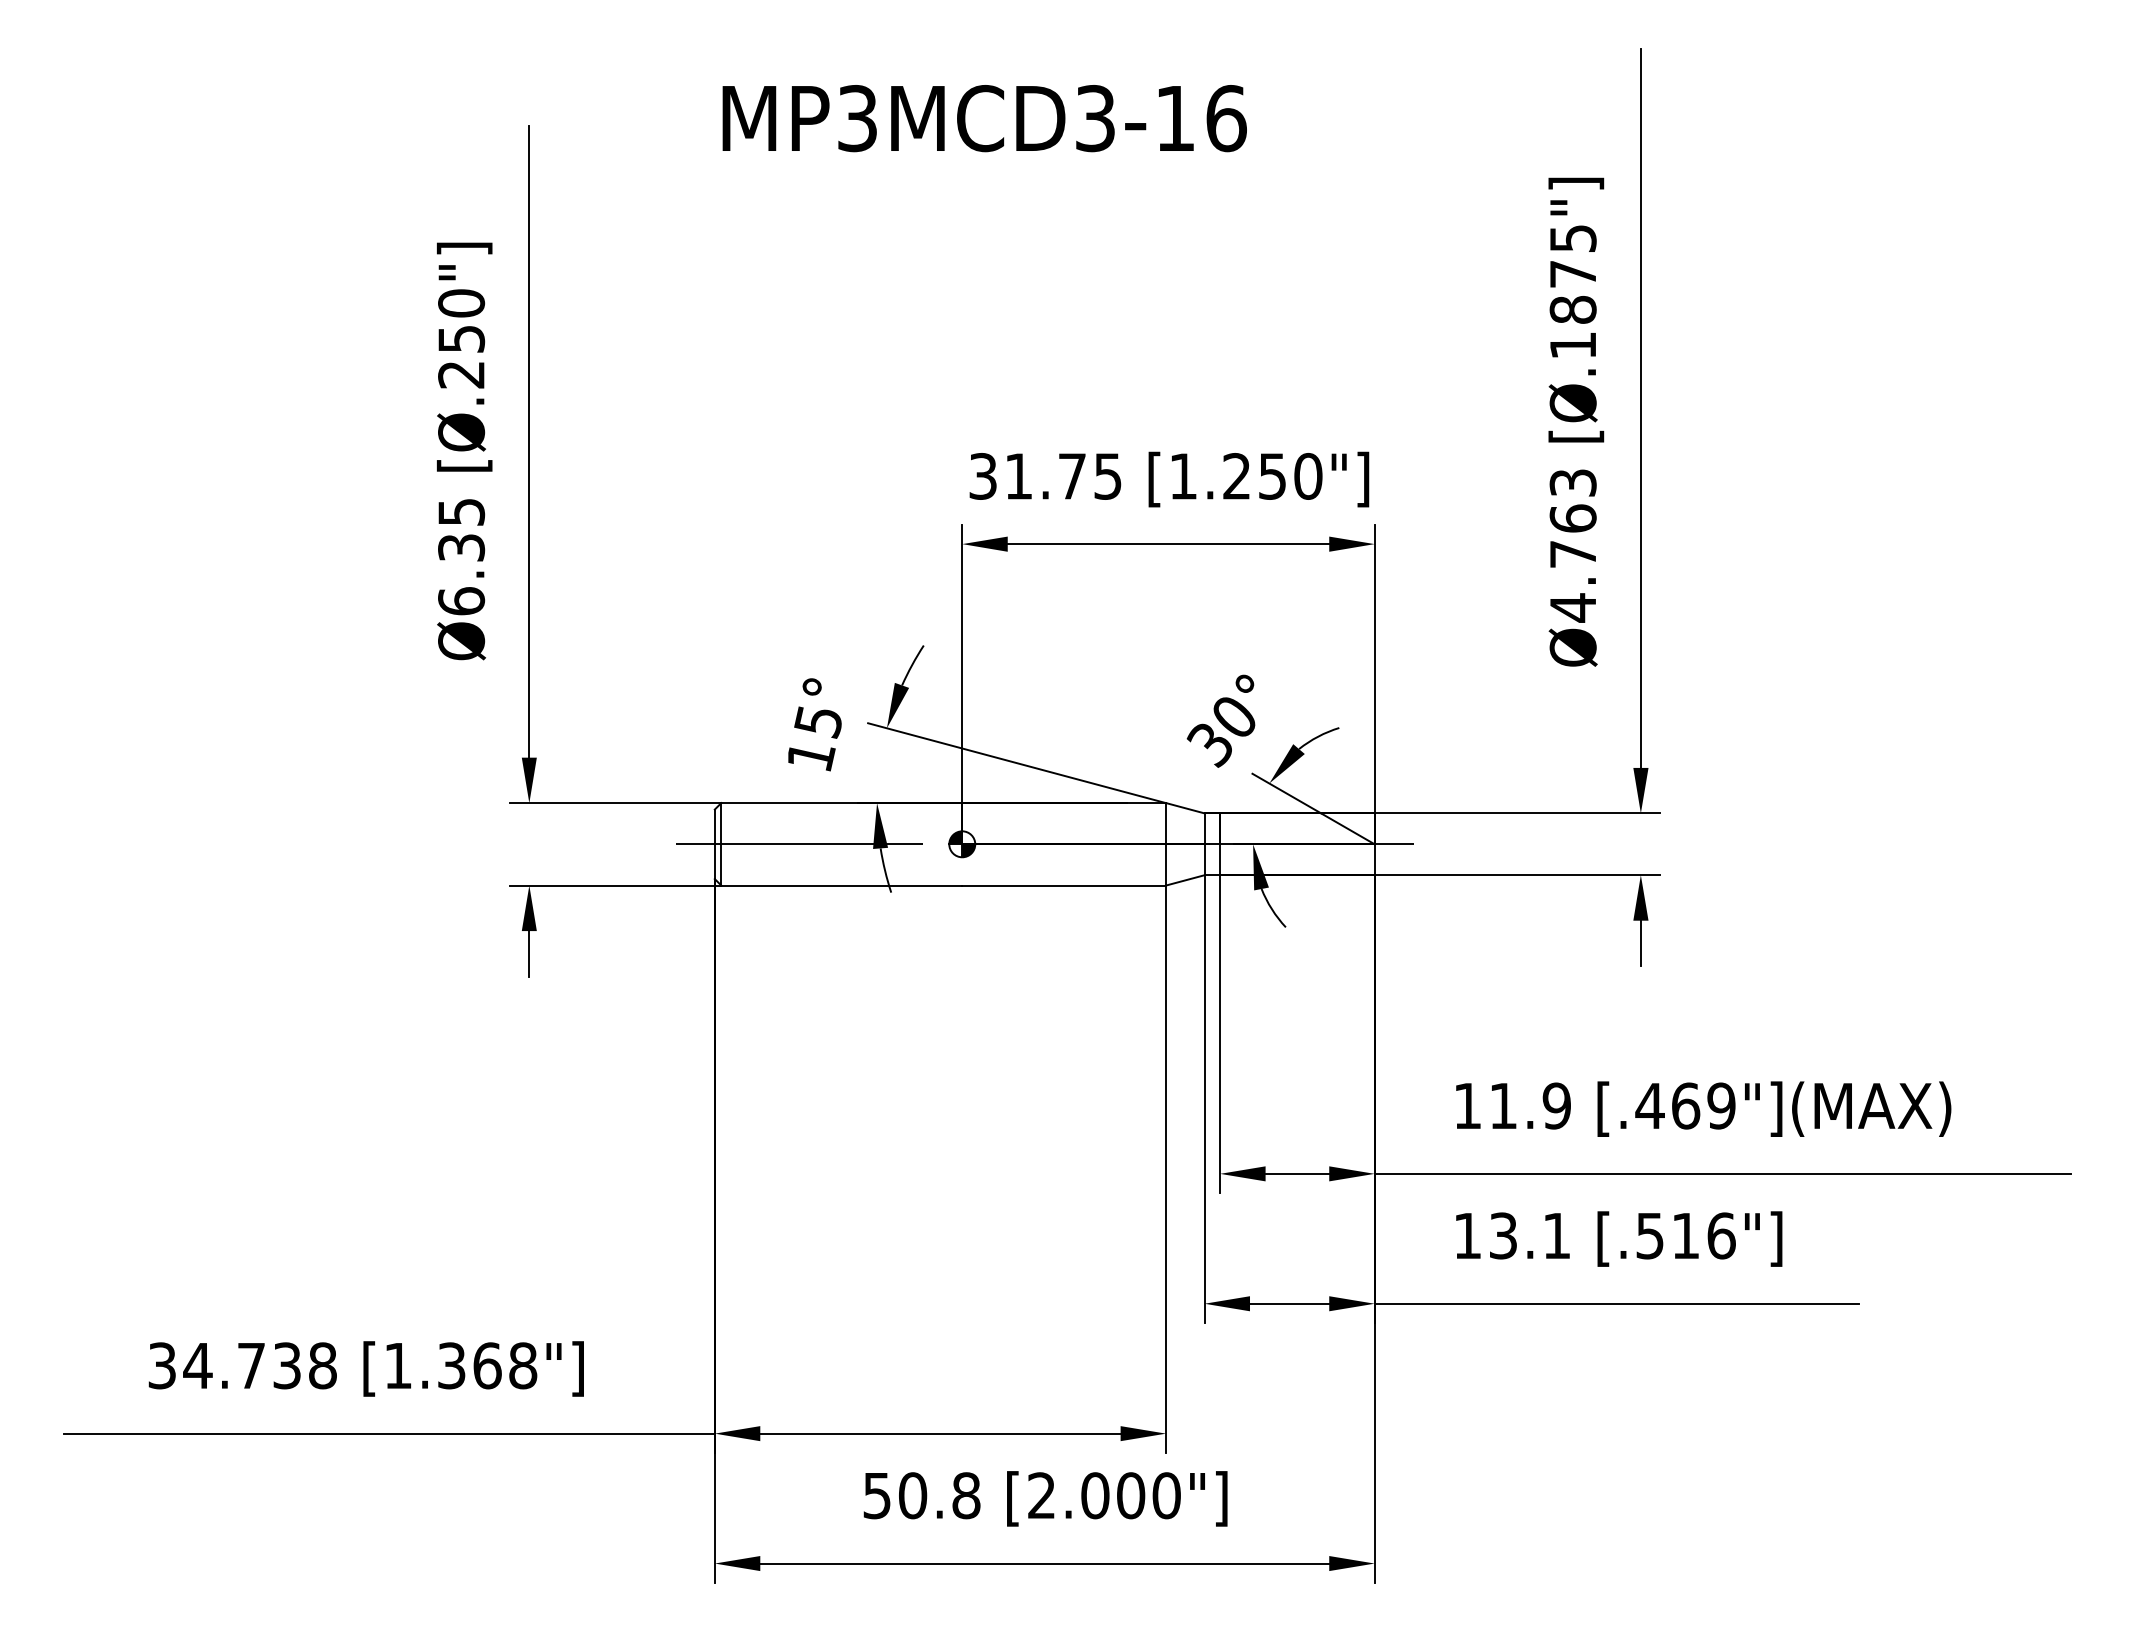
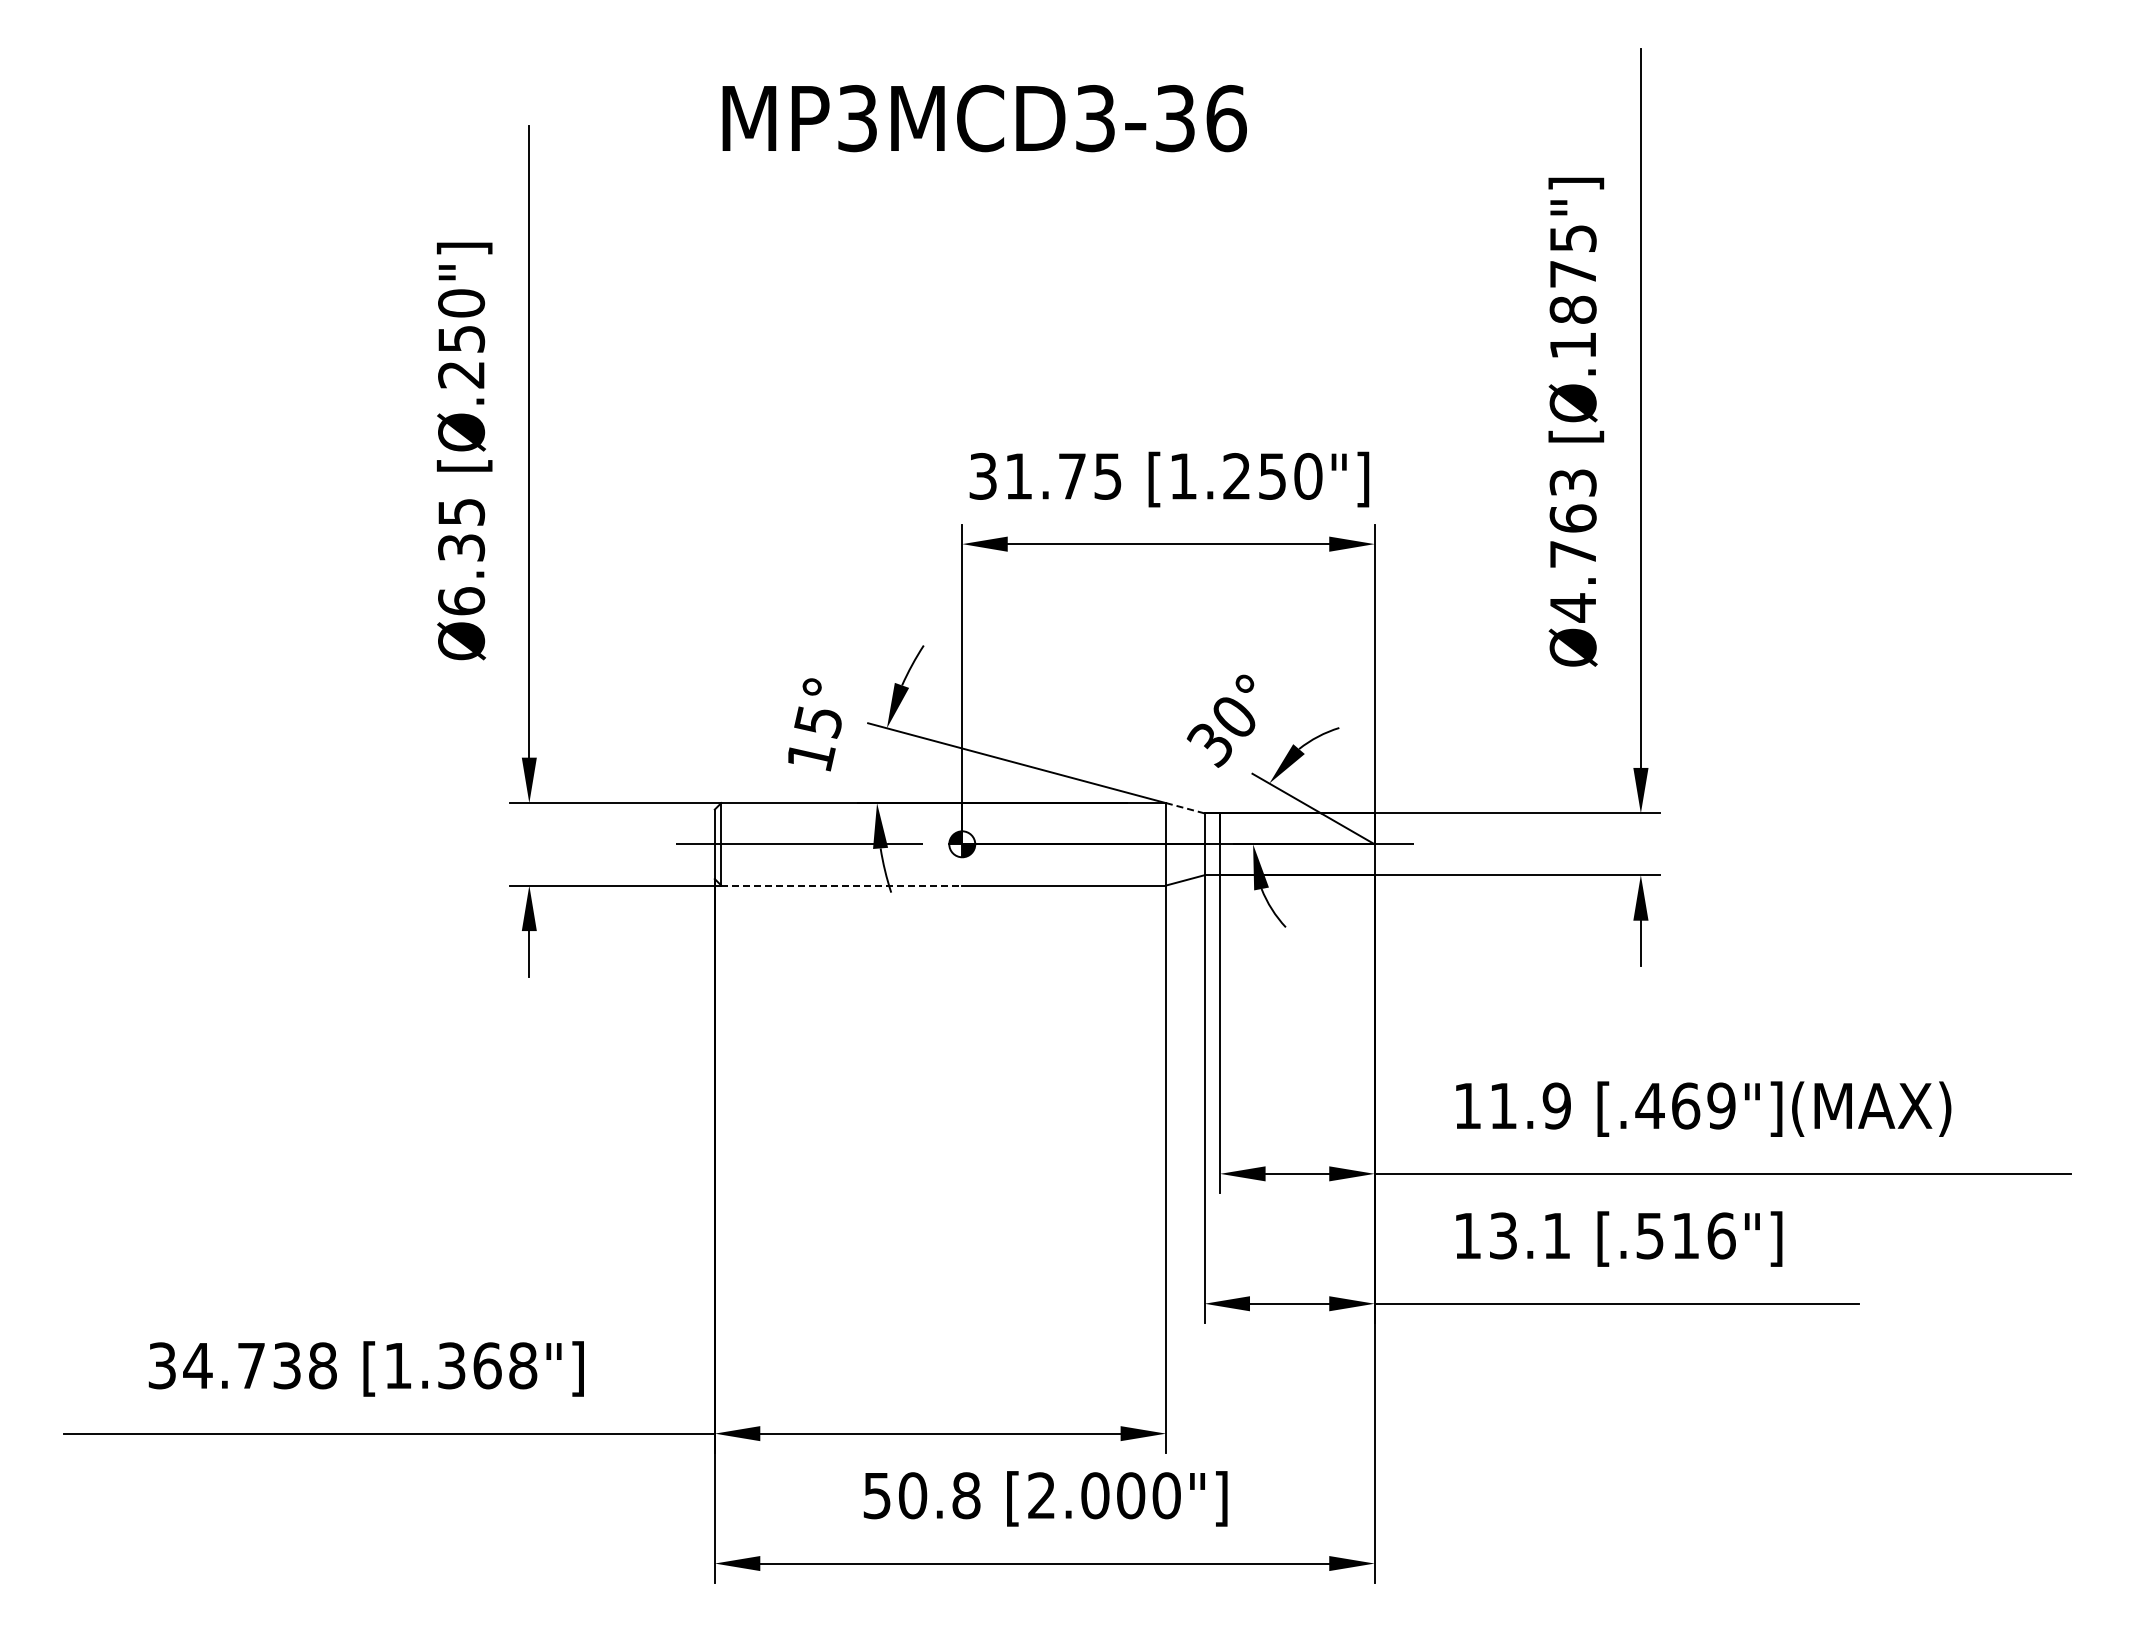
text: MP3MCD3-16 -> MP3MCD3-36 (1175, 118)
line: solid -> dashed (1185, 808)
line: solid -> dashed (842, 885)
